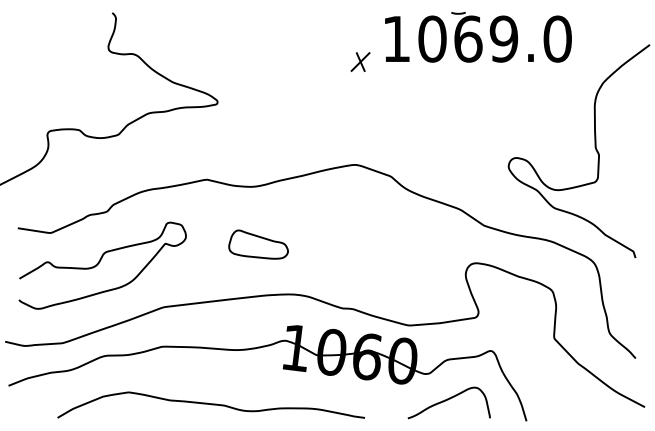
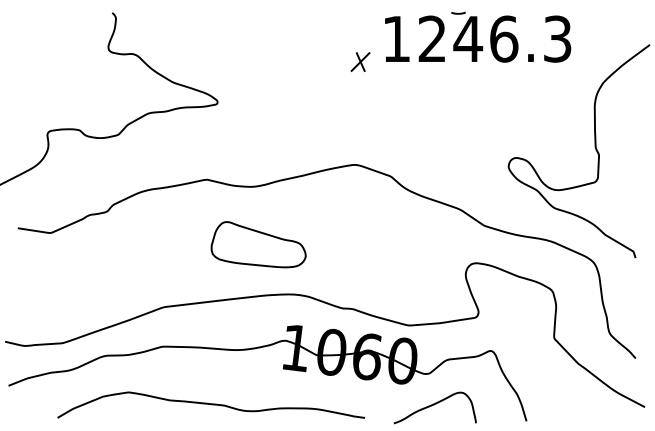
text: 1069.0 -> 1246.3 (494, 38)
part size: 61x31 px -> 97x48 px (258, 244)
curve: present -> none (100, 262)
curve position: (448, 400) -> (434, 405) (434, 405)
